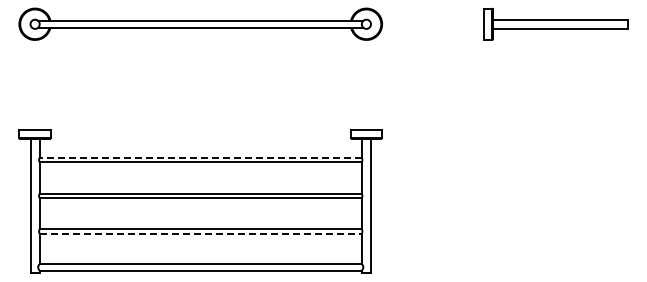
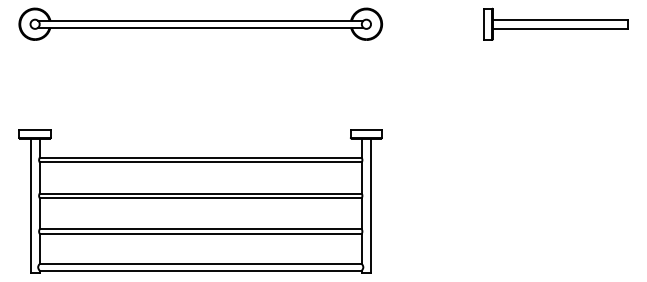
line: dashed -> solid (200, 157)
line: dashed -> solid (201, 233)
